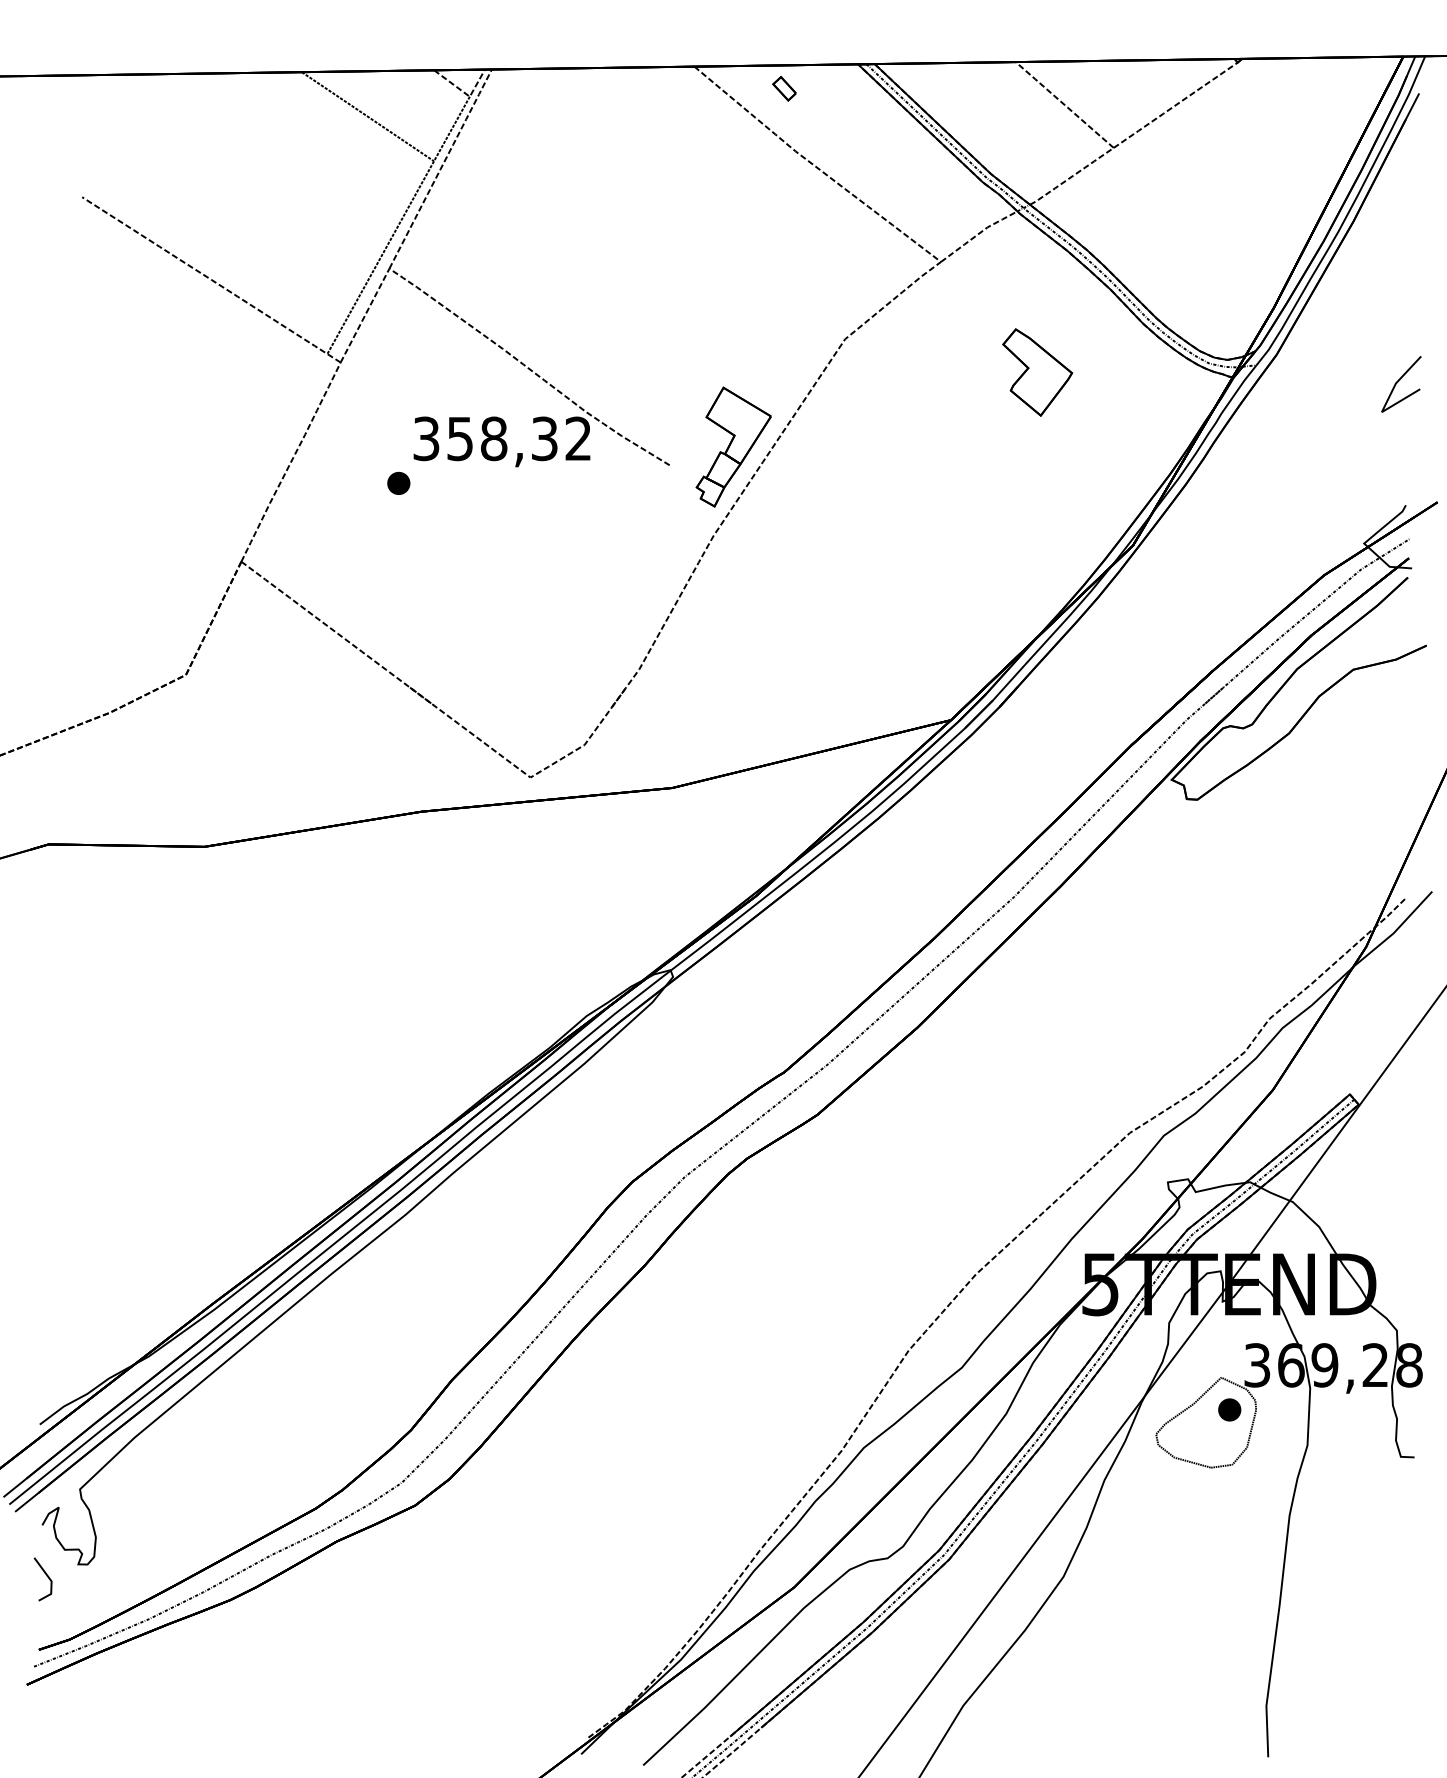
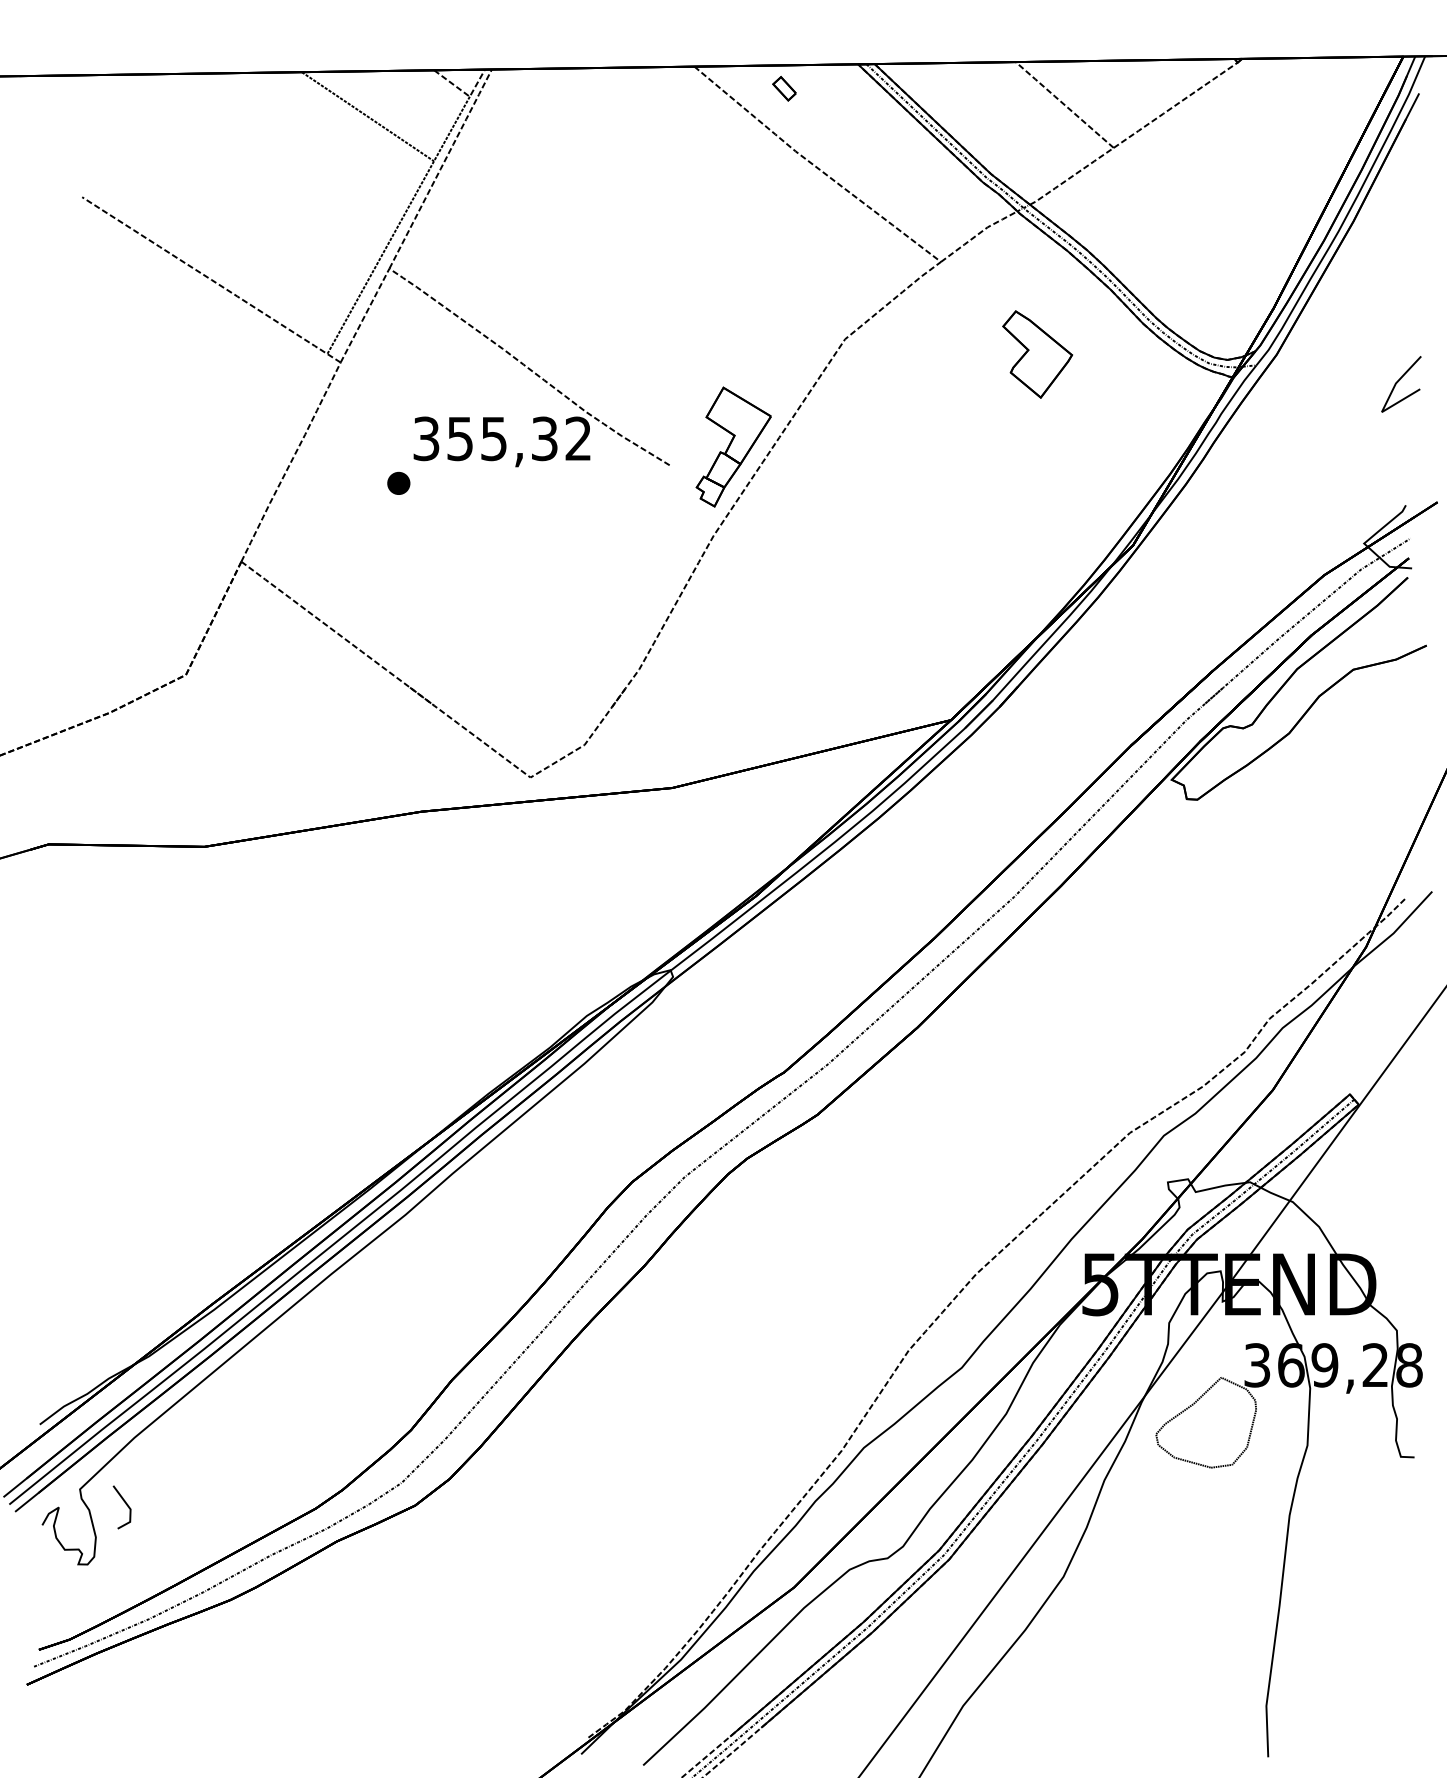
part position: (1037, 372) -> (1037, 354) (1037, 354)
text: 358,32 -> 355,32 (494, 438)
part: present -> none (1229, 1409)
line position: (46, 1576) -> (125, 1504) (125, 1504)
